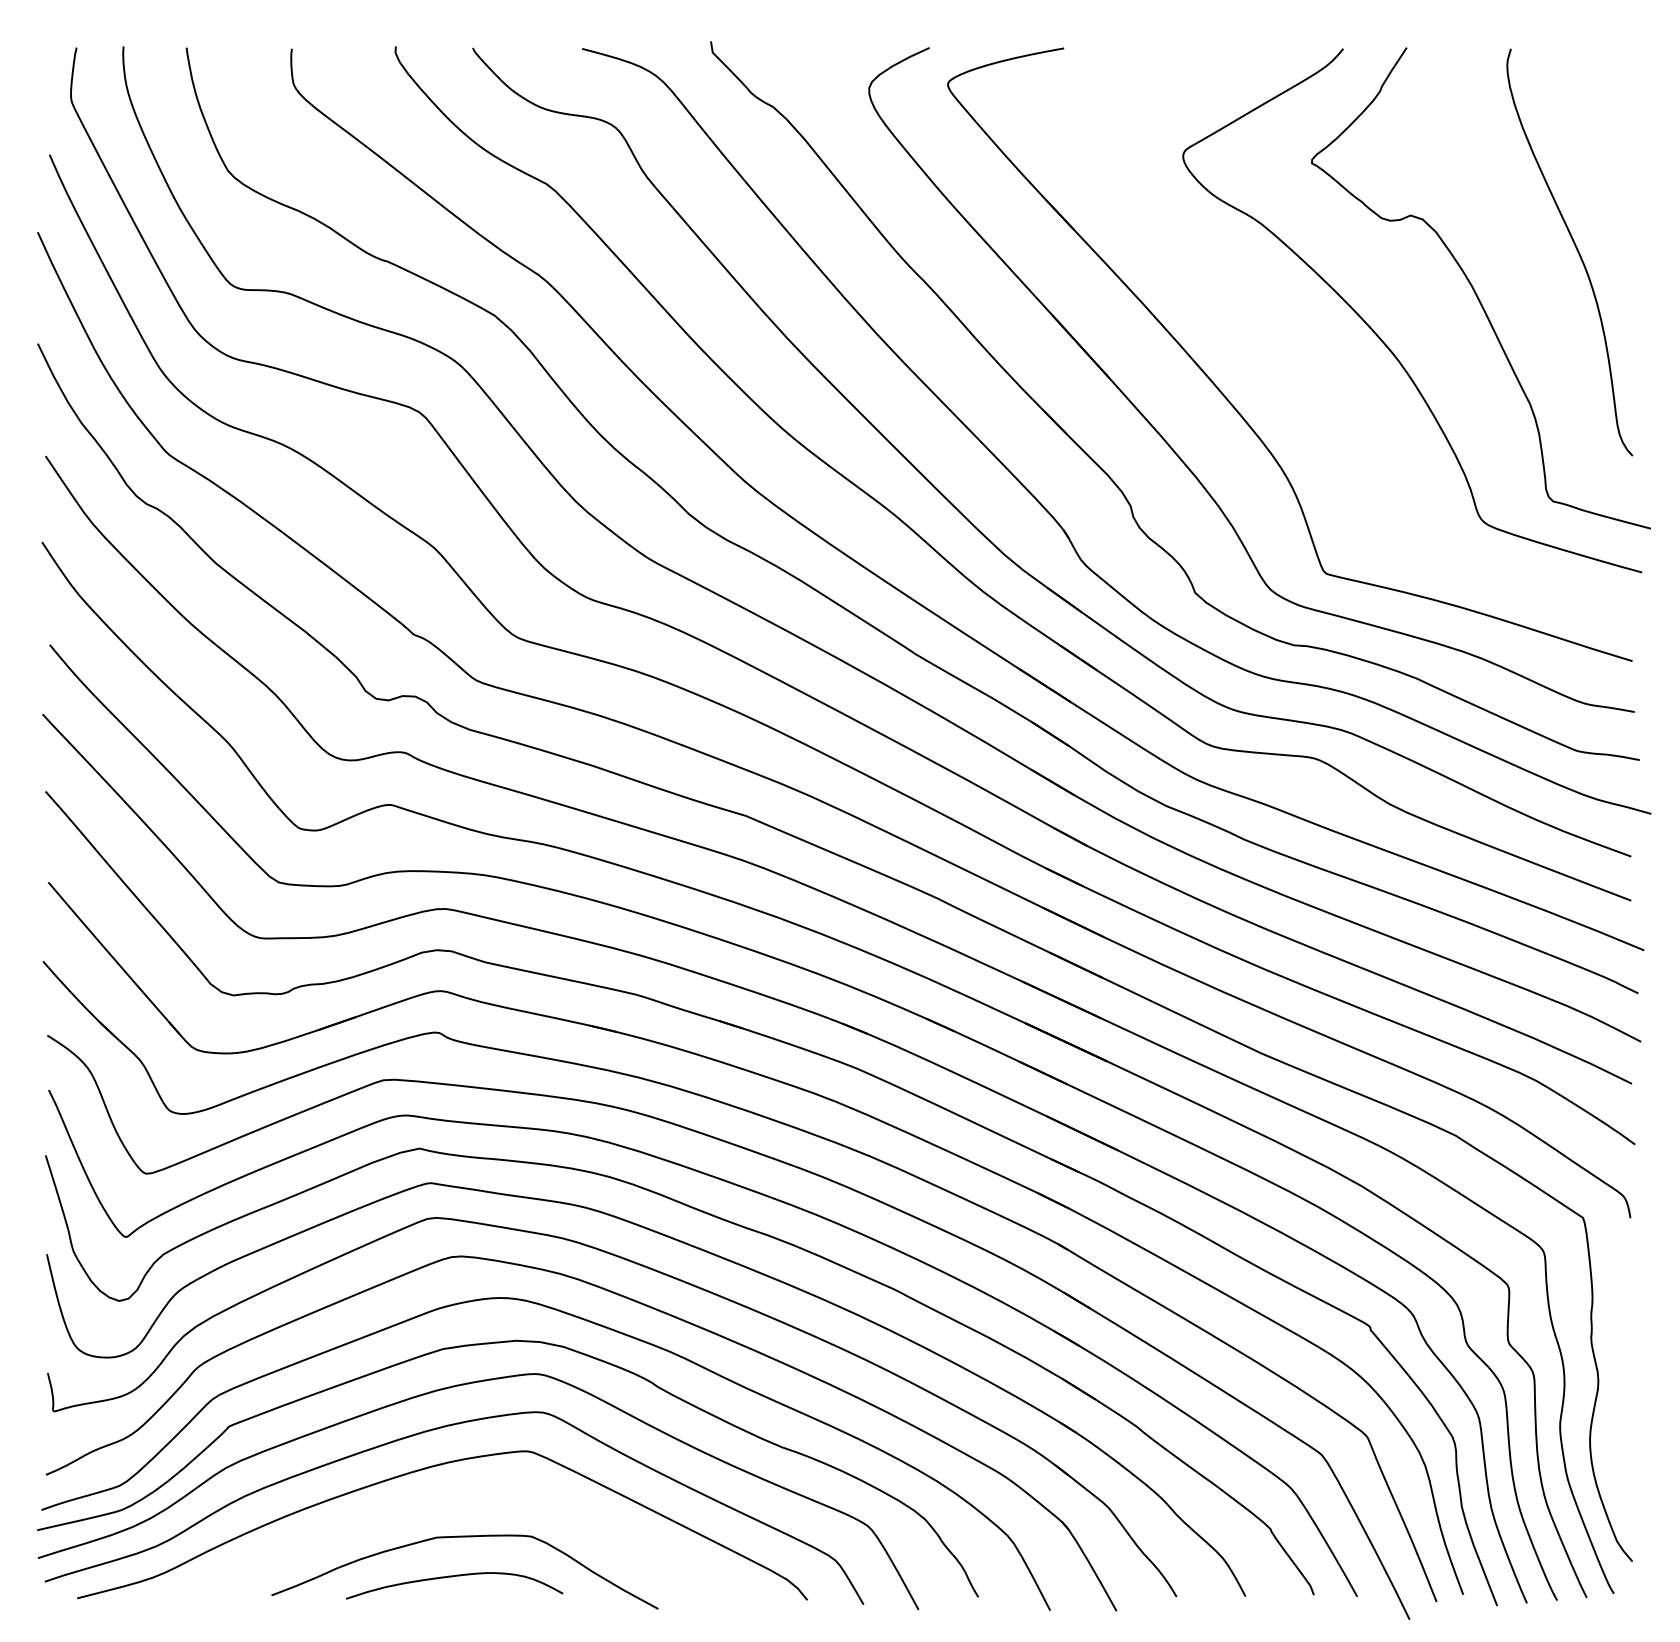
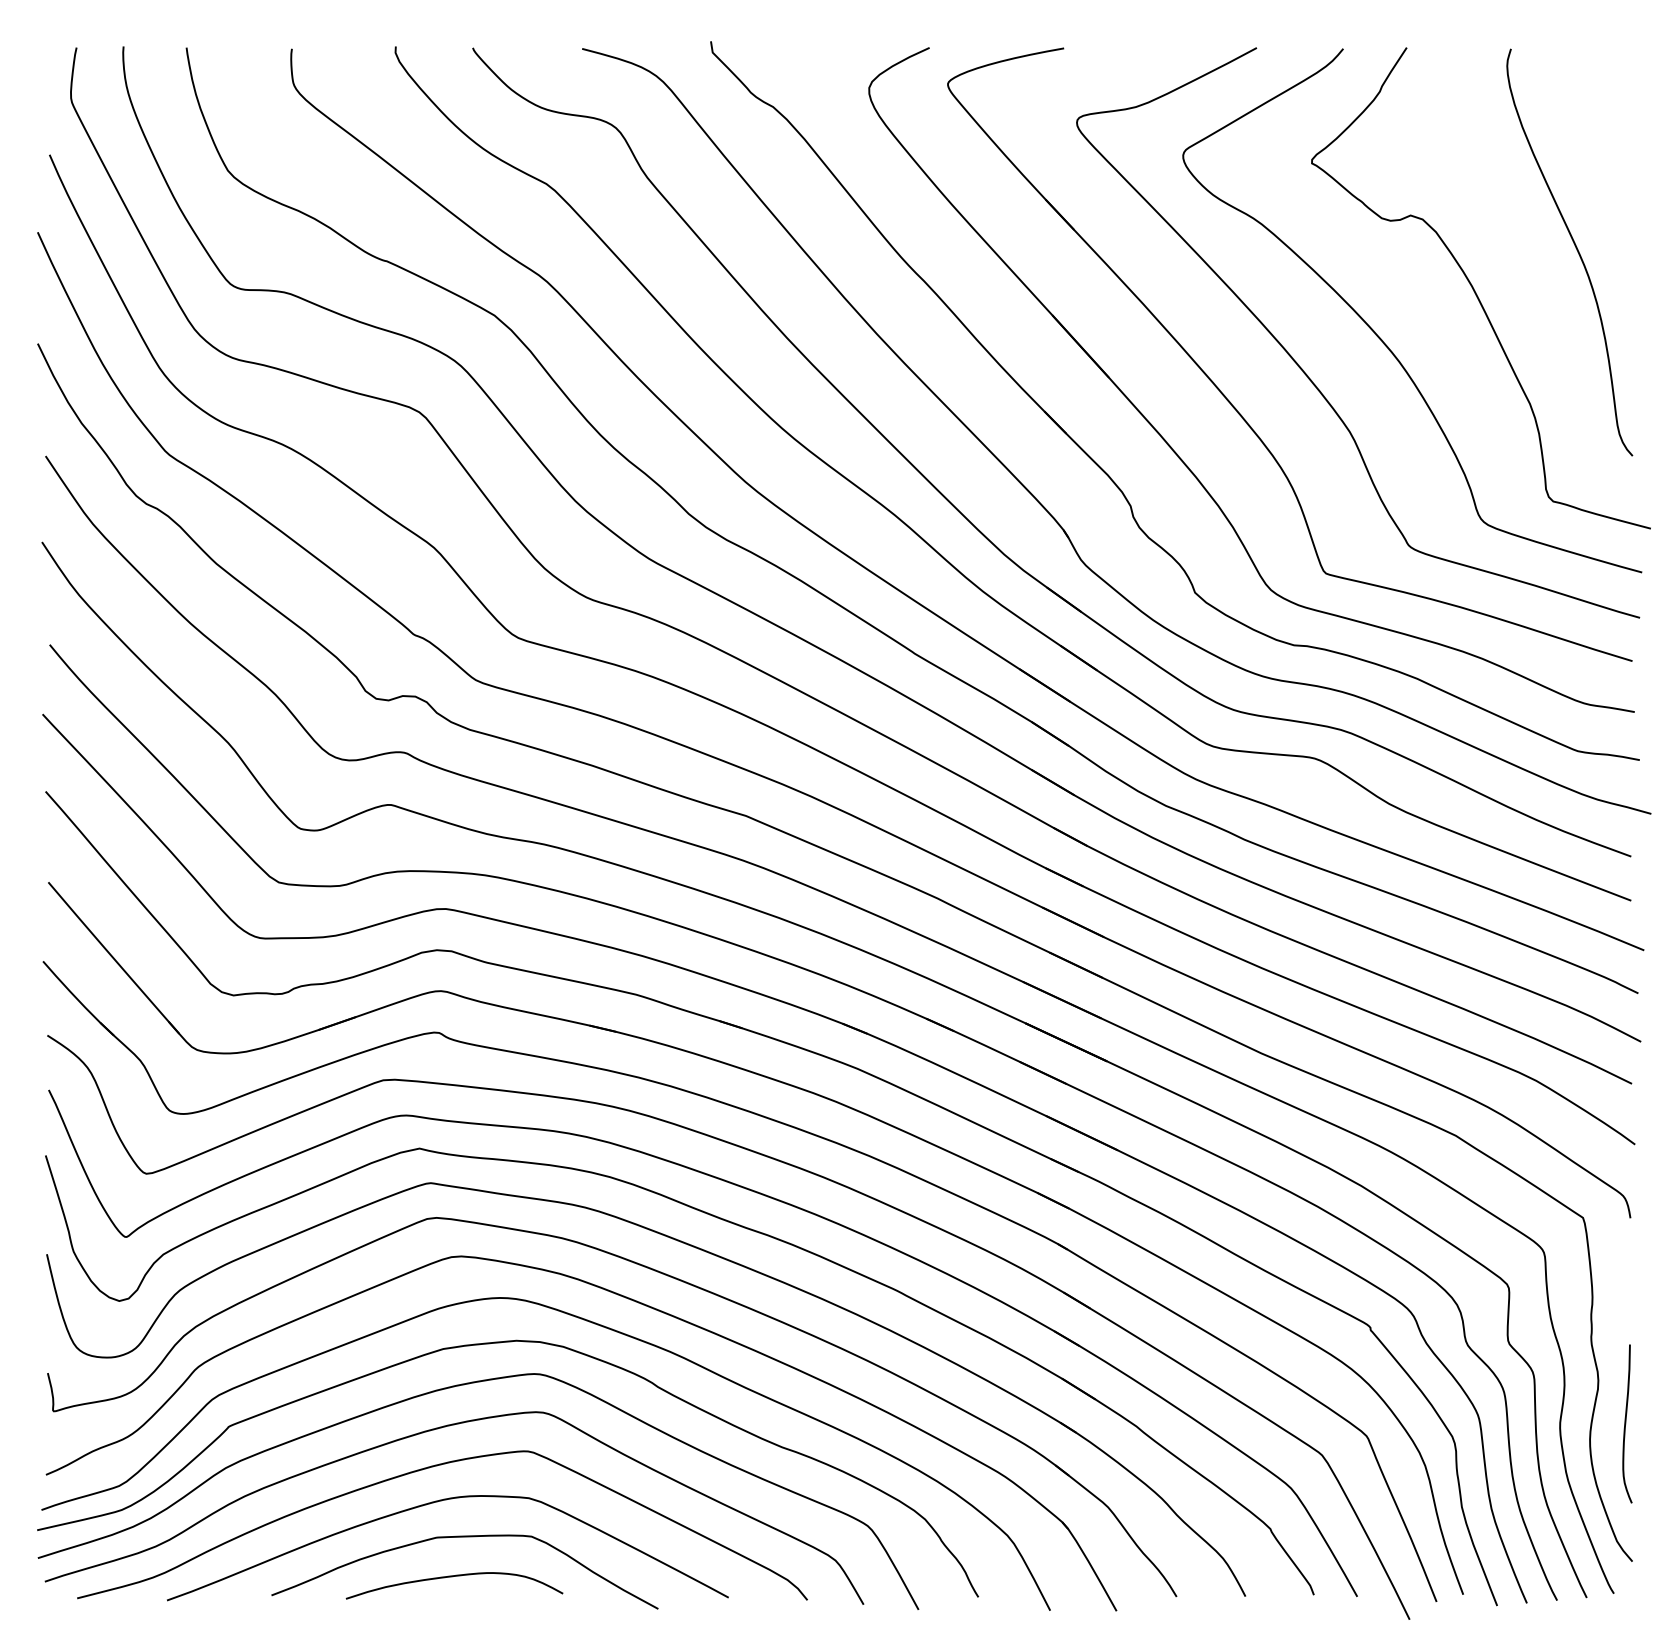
curve: none -> present (1307, 374)
curve: none -> present (1626, 1423)
curve: none -> present (437, 1502)
